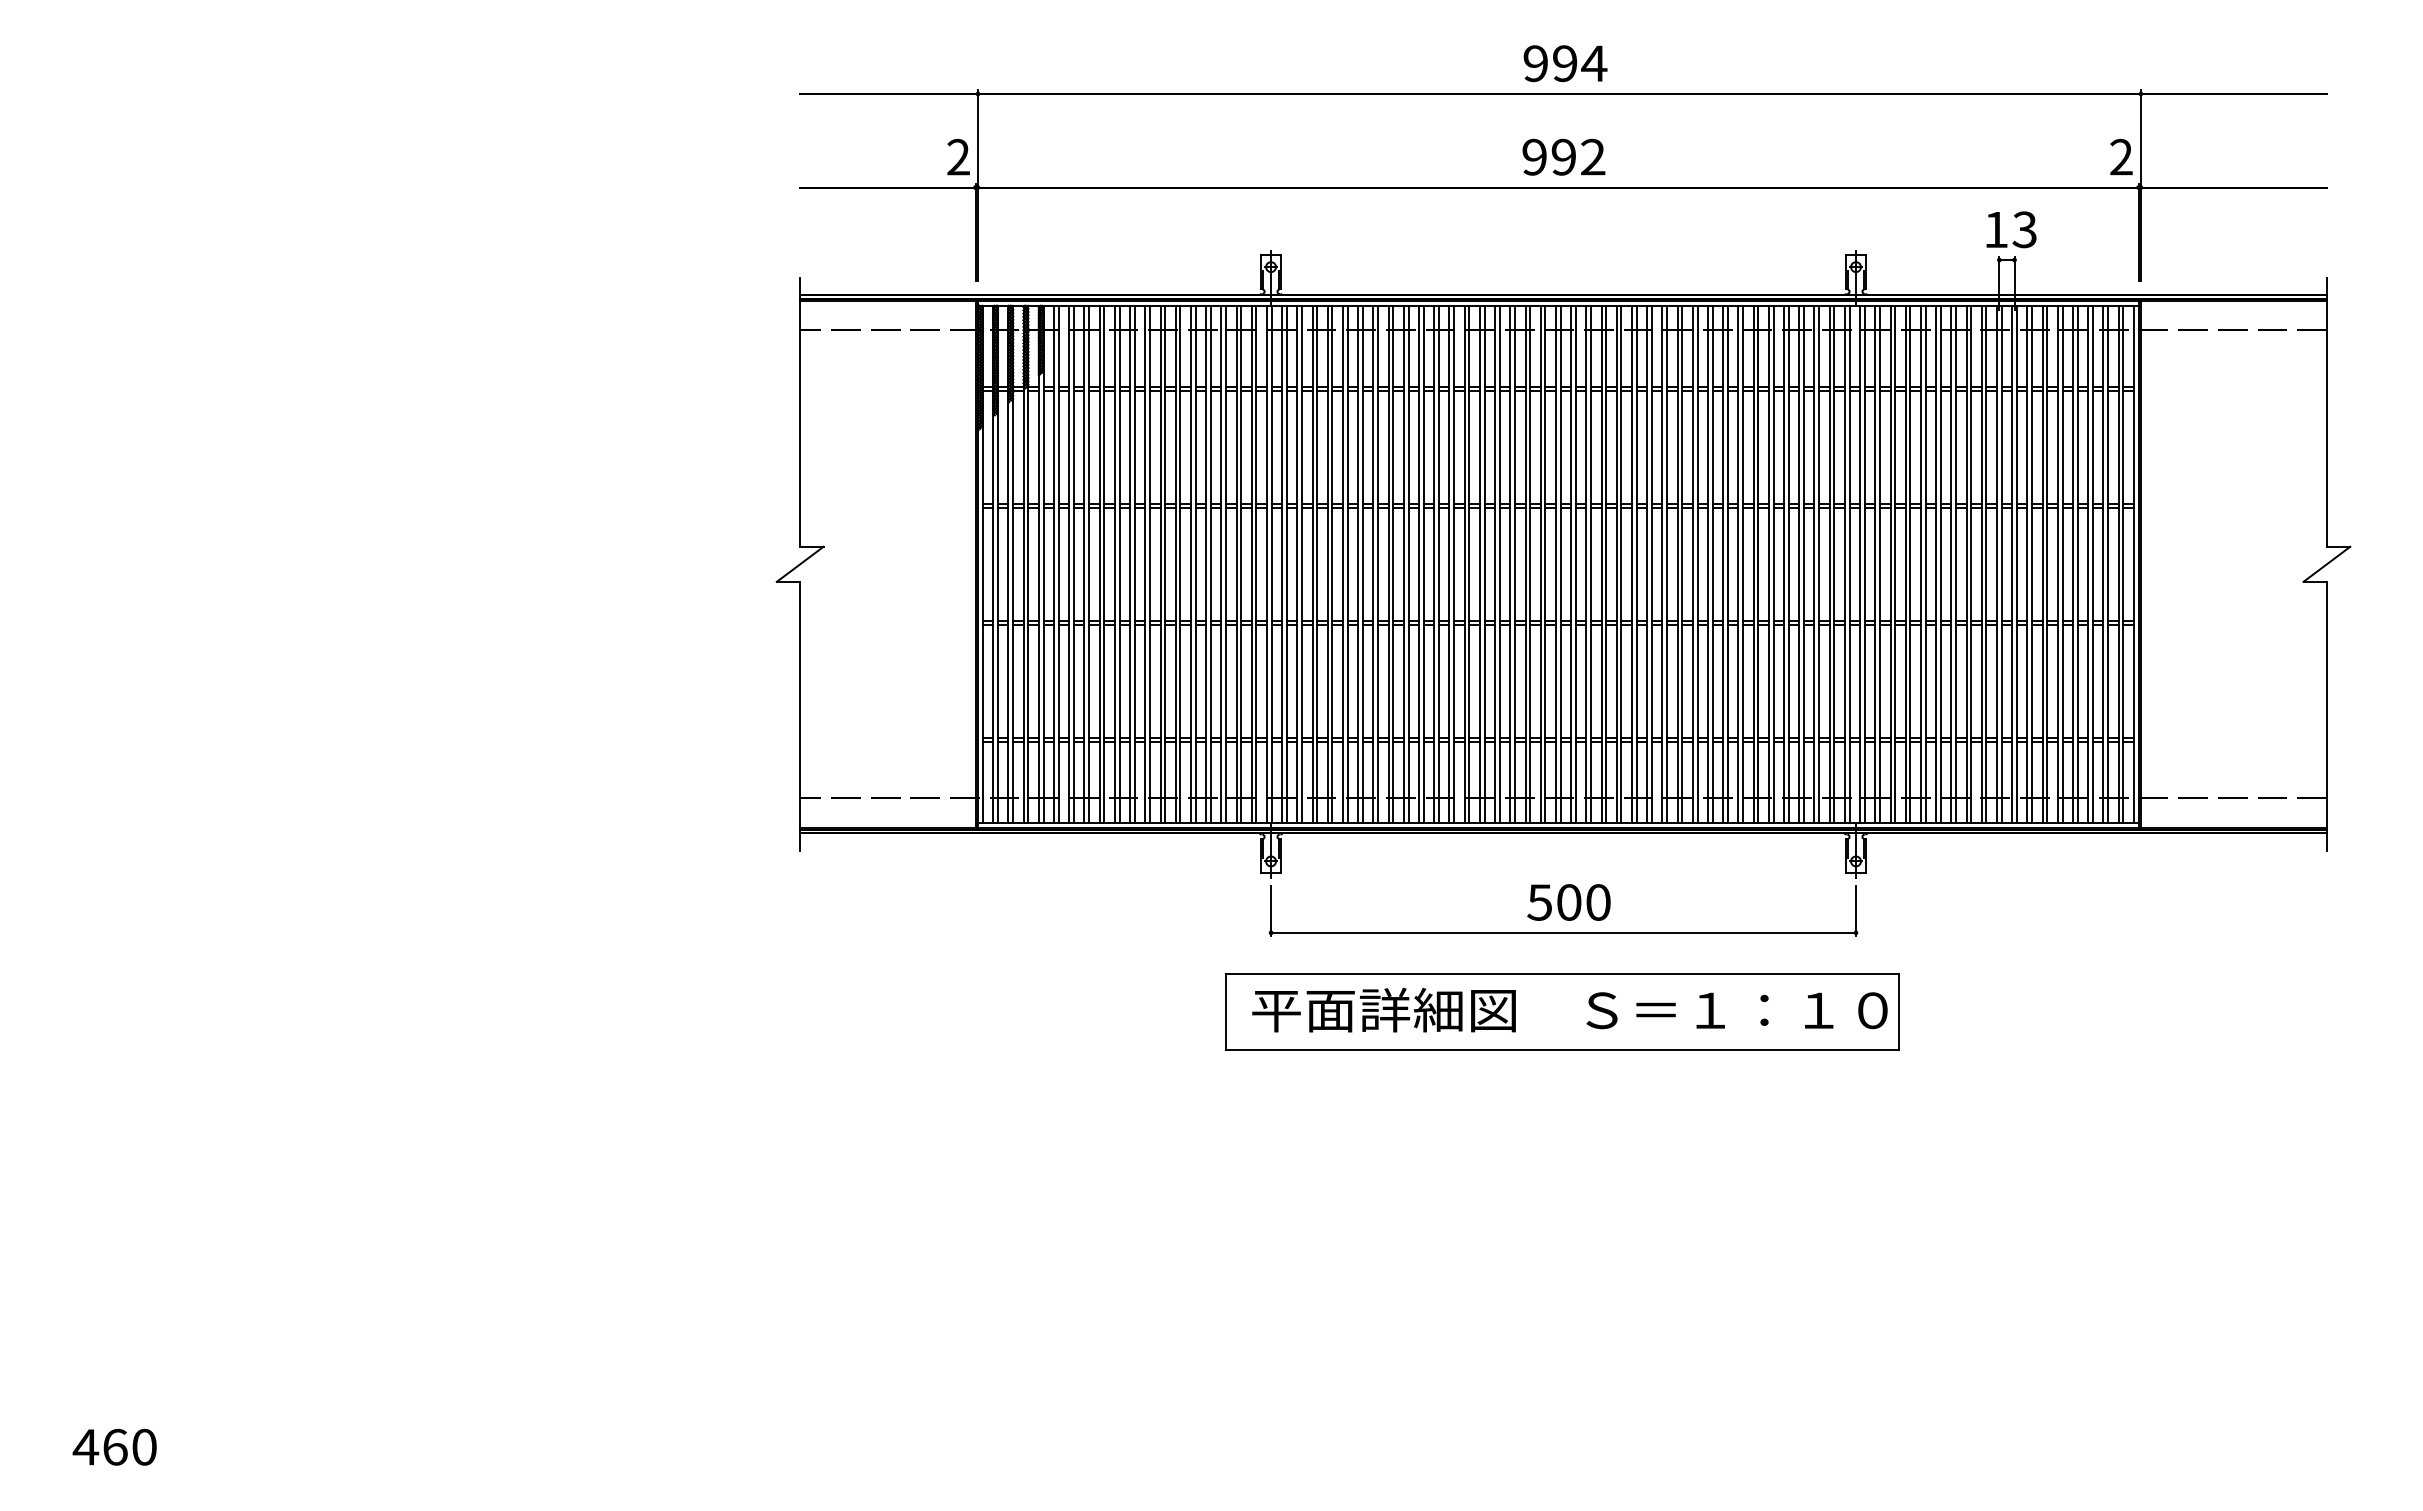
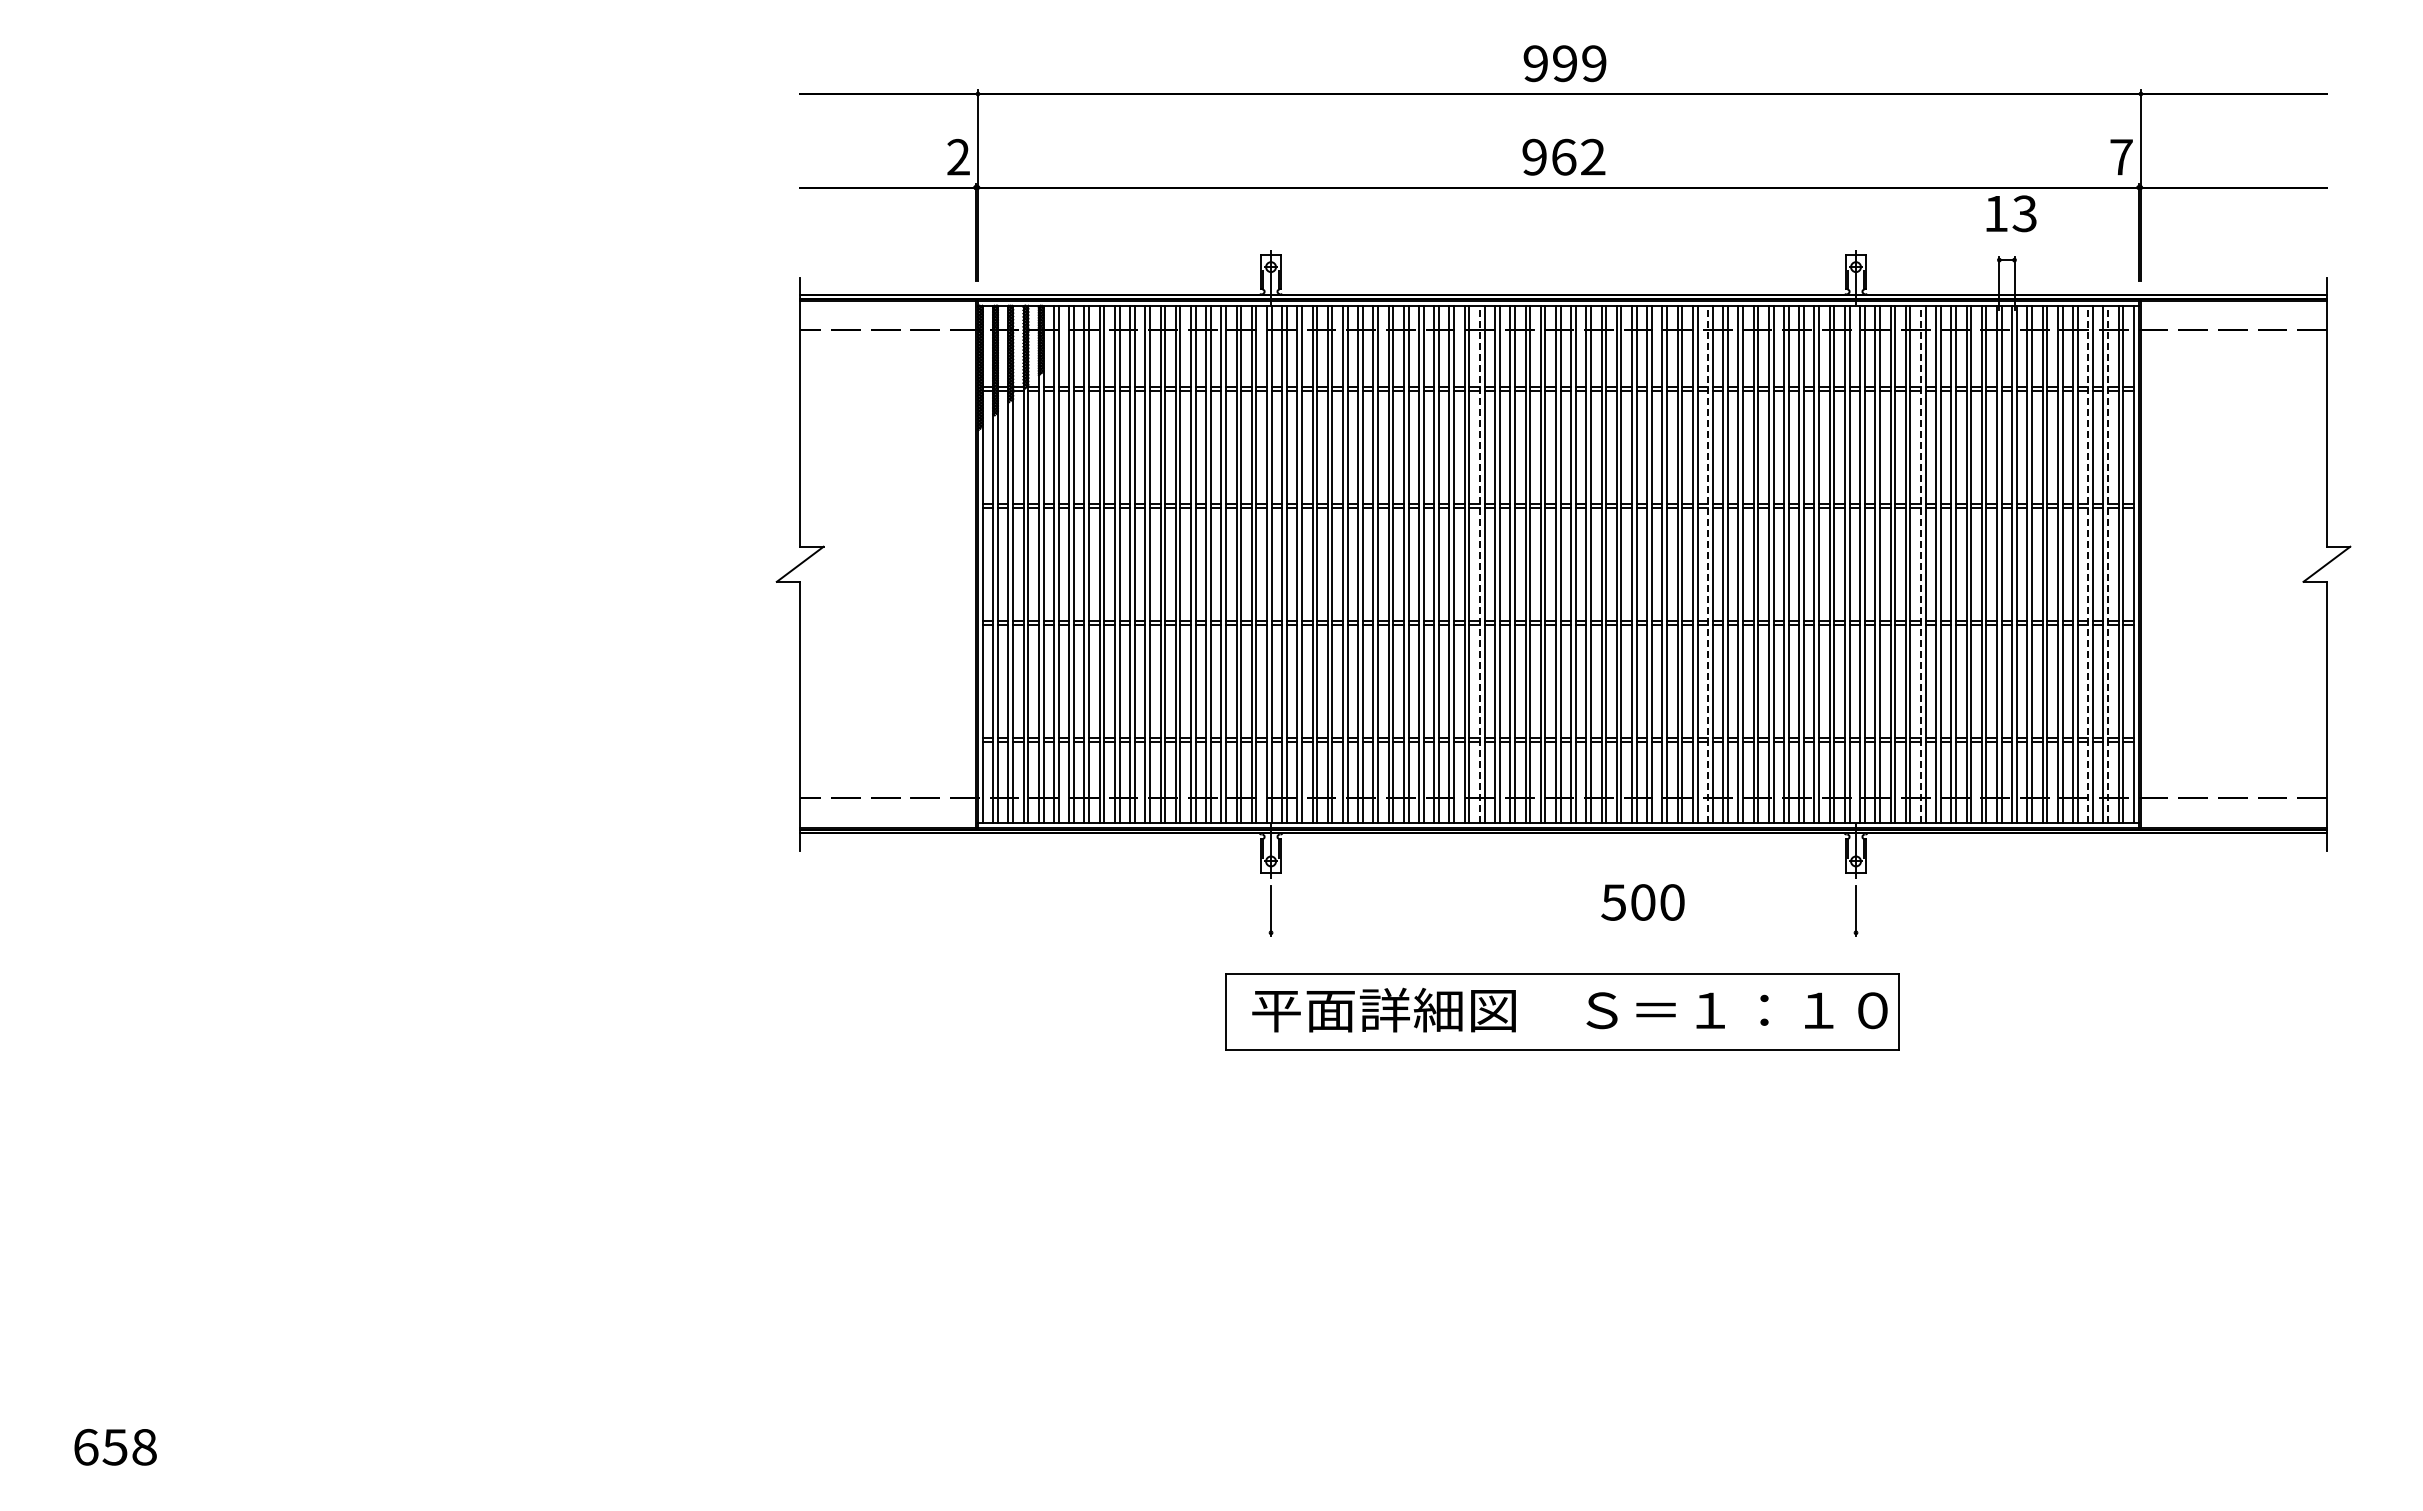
text: 994 -> 999 (1594, 63)
text: 992 -> 962 (1563, 156)
text: 2 -> 7 (2121, 156)
text position: (2011, 229) -> (2011, 213) (2011, 213)
line: solid -> dashed (1479, 564)
line: solid -> dashed (1708, 564)
line: solid -> dashed (1920, 564)
line: solid -> dashed (2088, 564)
line: solid -> dashed (2108, 564)
text position: (1568, 902) -> (1642, 902) (1642, 902)
line: present -> none (1563, 932)
text: 460 -> 658 (114, 1446)
